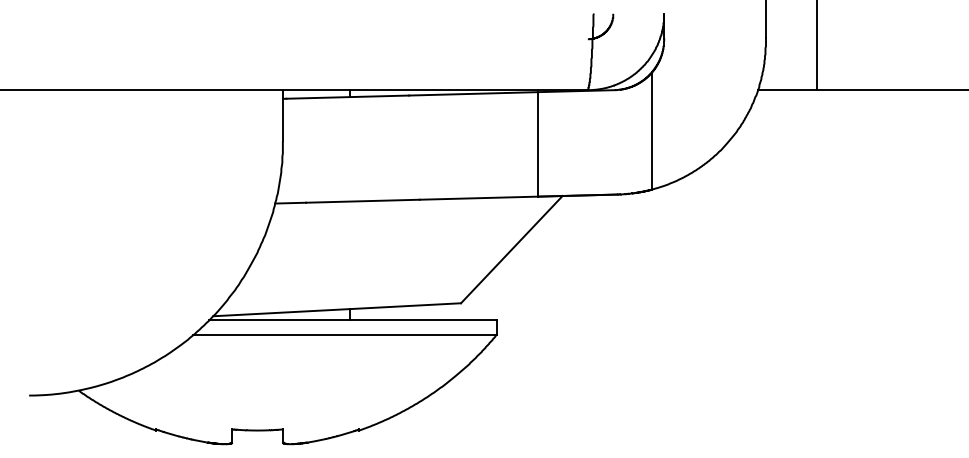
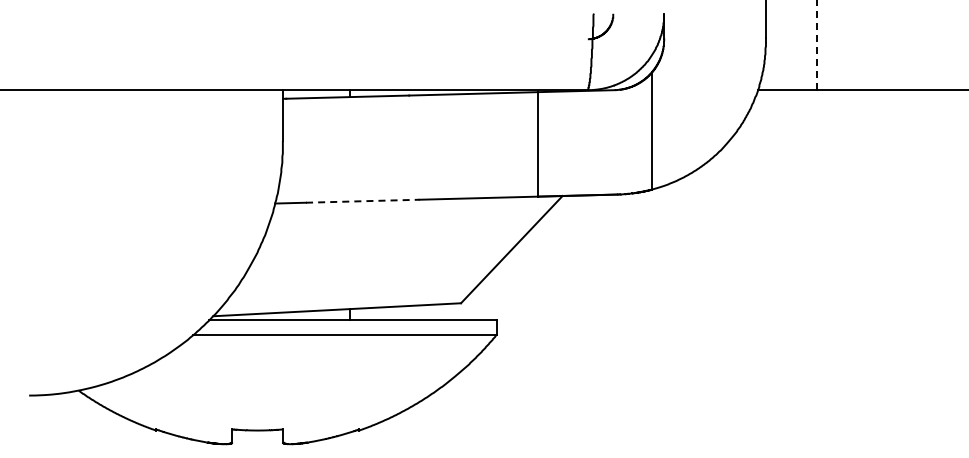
line: solid -> dashed (816, 45)
line: solid -> dashed (362, 201)
